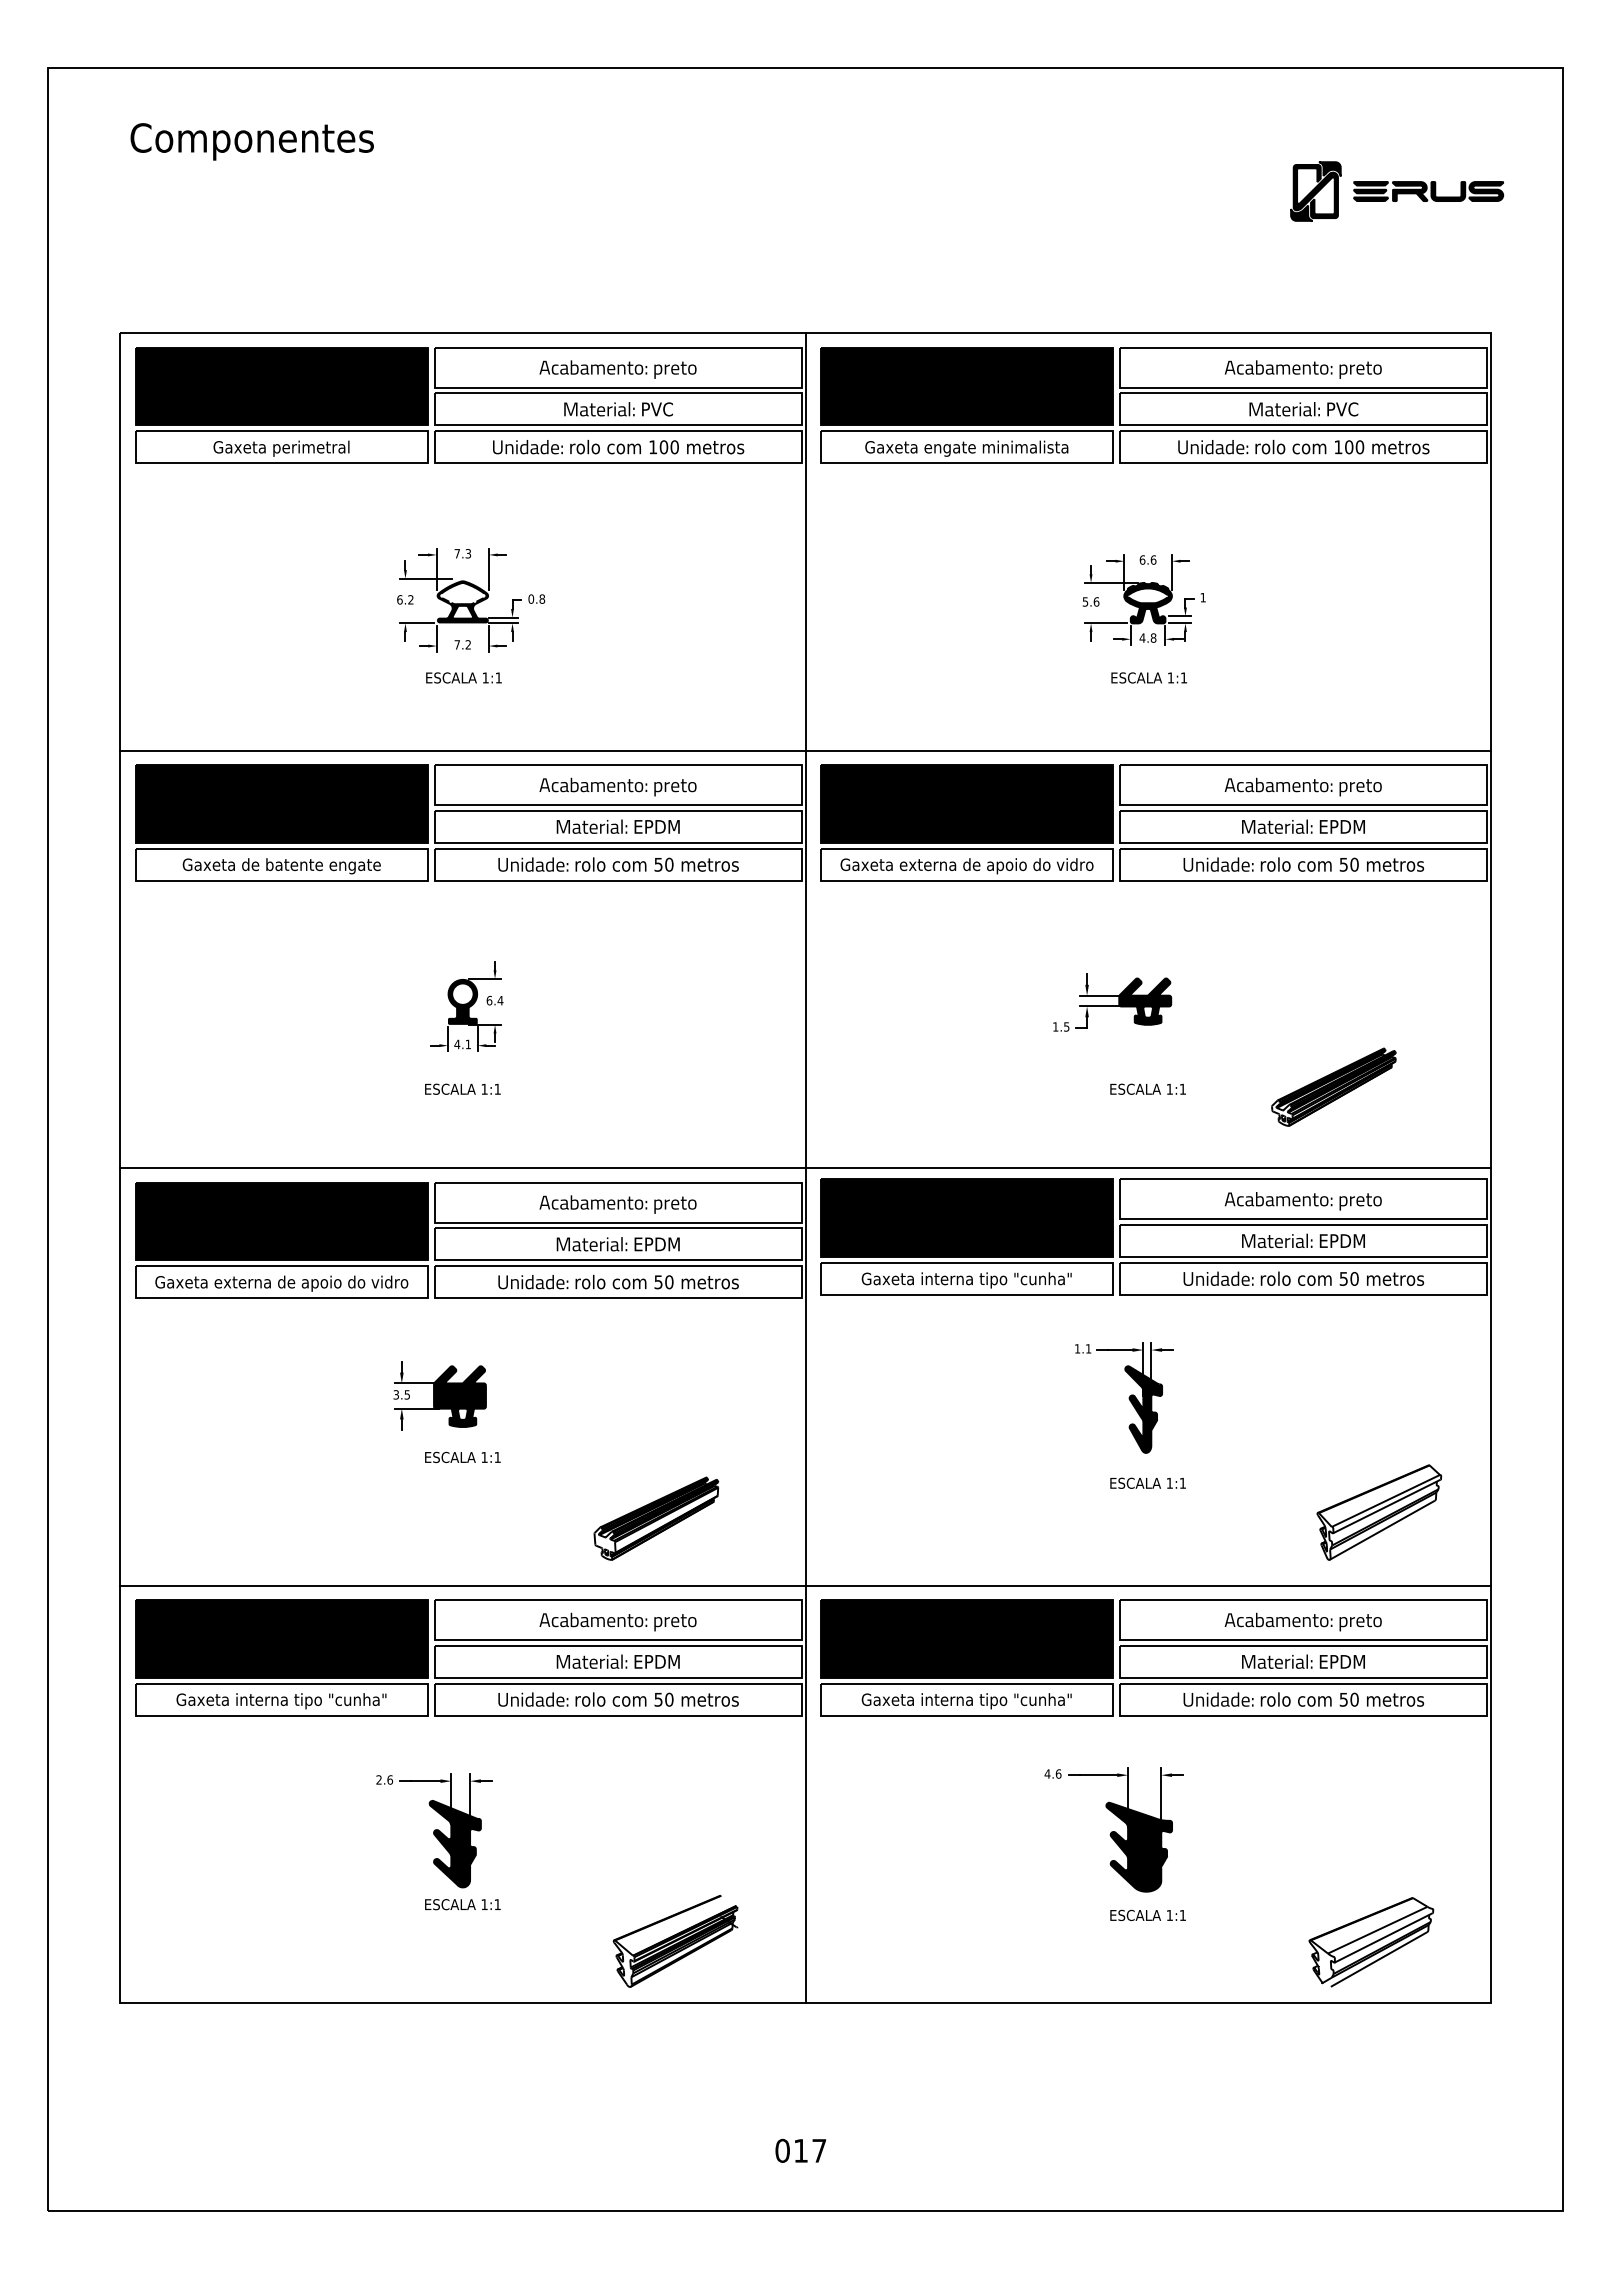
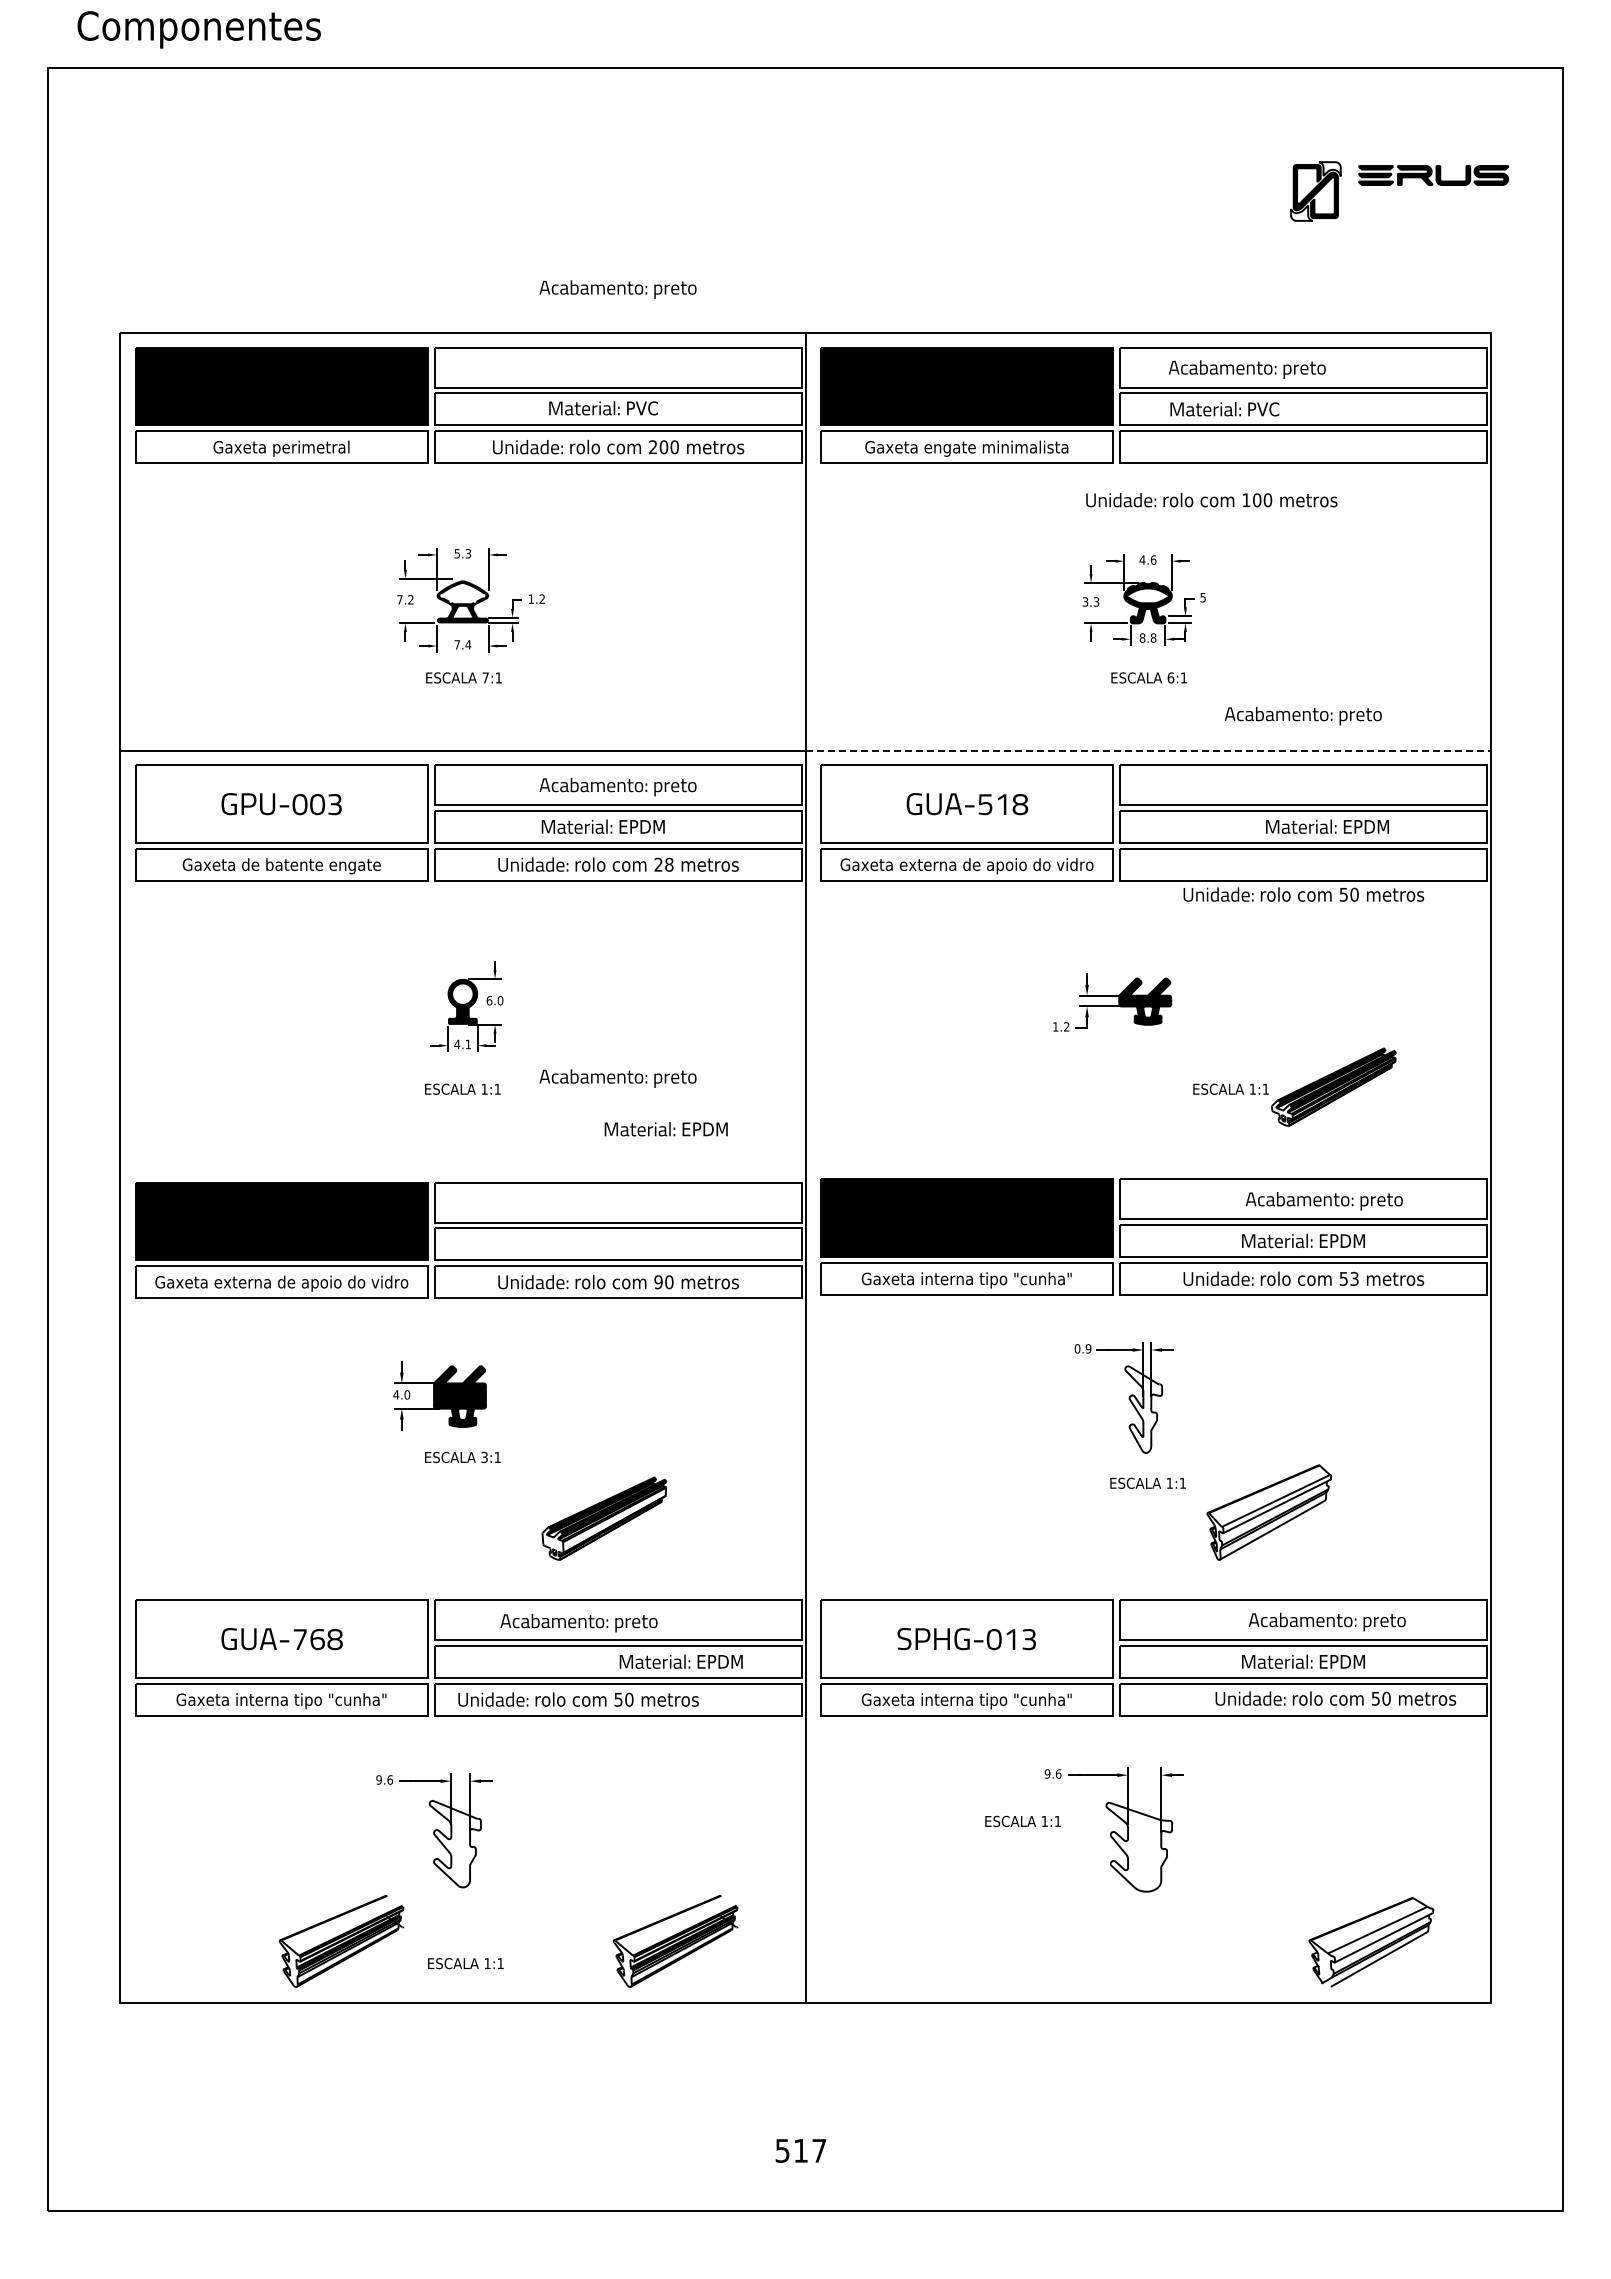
text position: (251, 141) -> (198, 29) (198, 29)
fill: present -> none (1329, 169)
part position: (1428, 191) -> (1433, 175) (1433, 175)
fill: present -> none (1301, 212)
text position: (617, 369) -> (617, 289) (617, 289)
text position: (1302, 369) -> (1246, 369) (1246, 369)
text position: (618, 409) -> (603, 408) (603, 408)
text position: (1303, 409) -> (1224, 409) (1224, 409)
text position: (1303, 446) -> (1211, 499) (1211, 499)
text: 100 -> 200 (652, 447)
text: 7.3 -> 5.3 (456, 553)
text: 6.6 -> 4.6 (1142, 559)
text: 1 -> 5 (1202, 597)
text: 0.8 -> 1.2 (536, 598)
text: 6.2 -> 7.2 (399, 599)
text: 5.6 -> 3.3 (1091, 601)
text: 4.8 -> 8.8 (1142, 637)
text: 7.2 -> 7.4 (468, 644)
text: 1:1 -> 7:1 (485, 677)
text: 1:1 -> 6:1 (1170, 677)
line: solid -> dashed (1148, 750)
text position: (1302, 786) -> (1302, 715) (1302, 715)
fill: present -> none (281, 803)
fill: present -> none (966, 803)
text position: (617, 826) -> (602, 826) (602, 826)
text position: (1303, 826) -> (1327, 826) (1327, 826)
text: 50 -> 28 (663, 864)
text position: (1303, 864) -> (1303, 894) (1303, 894)
text: 6.4 -> 6.0 (500, 1000)
text: 1.5 -> 1.2 (1066, 1026)
text position: (1147, 1088) -> (1230, 1088) (1230, 1088)
line: present -> none (805, 1168)
text position: (1302, 1201) -> (1323, 1201) (1323, 1201)
text position: (617, 1204) -> (617, 1078) (617, 1078)
text position: (617, 1244) -> (665, 1129) (665, 1129)
text: 50 -> 53 (1354, 1278)
text: 50 -> 90 (658, 1281)
text: 1.1 -> 0.9 (1082, 1348)
text: 3.5 -> 4.0 (401, 1394)
fill: present -> none (1143, 1409)
text: 1:1 -> 3:1 (484, 1457)
part position: (1379, 1512) -> (1269, 1512) (1269, 1512)
part position: (656, 1518) -> (604, 1518) (604, 1518)
line: present -> none (805, 1585)
text position: (617, 1621) -> (578, 1622) (578, 1622)
text position: (1302, 1621) -> (1326, 1621) (1326, 1621)
fill: present -> none (281, 1638)
fill: present -> none (966, 1638)
text position: (617, 1661) -> (680, 1661) (680, 1661)
text position: (618, 1699) -> (578, 1699) (578, 1699)
text position: (1303, 1699) -> (1335, 1698) (1335, 1698)
text: 4.6 -> 9.6 (1047, 1773)
text: 2.6 -> 9.6 (378, 1779)
fill: present -> none (454, 1843)
fill: present -> none (1139, 1846)
text position: (462, 1904) -> (465, 1963) (465, 1963)
text position: (1147, 1915) -> (1022, 1821) (1022, 1821)
part: none -> present (341, 1941)
text: 017 -> 517 (782, 2150)
